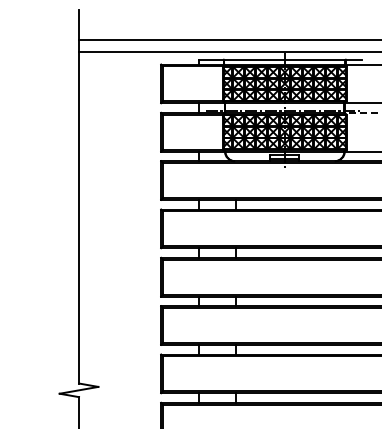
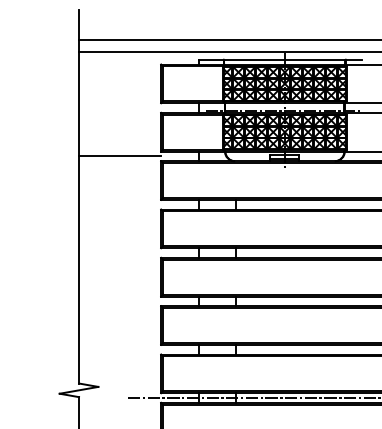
line: dashed -> solid (362, 112)
line: none -> present (120, 156)
line: none -> present (252, 398)
